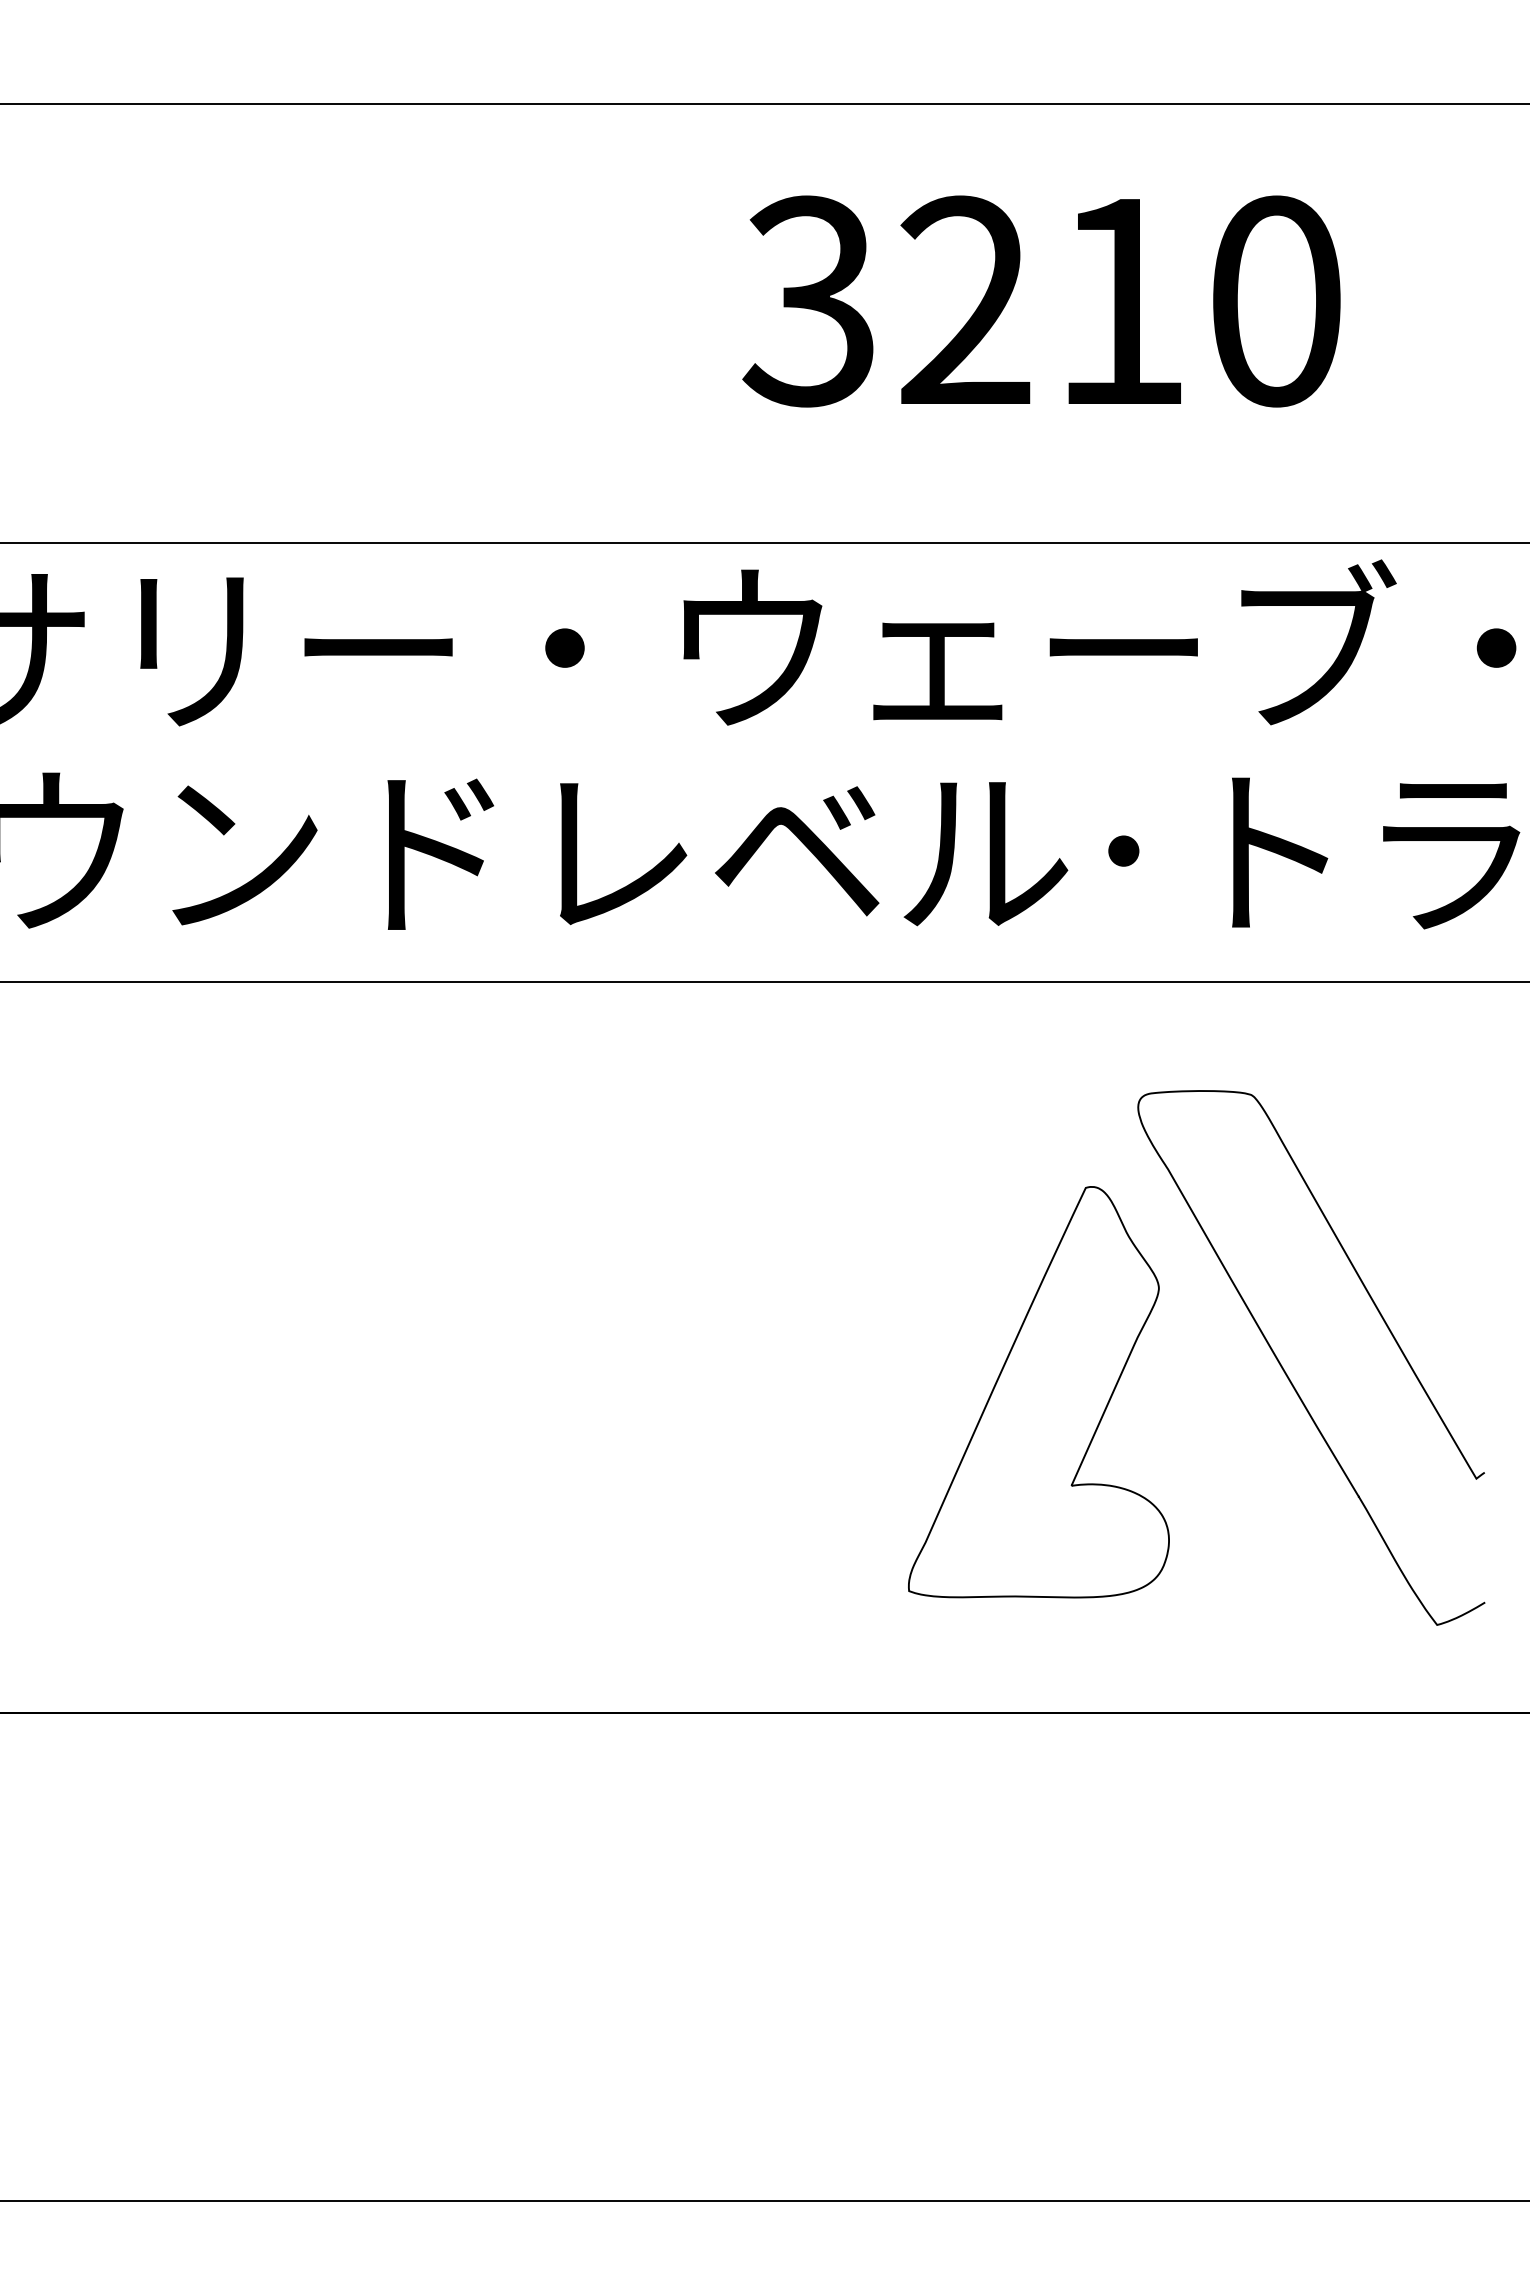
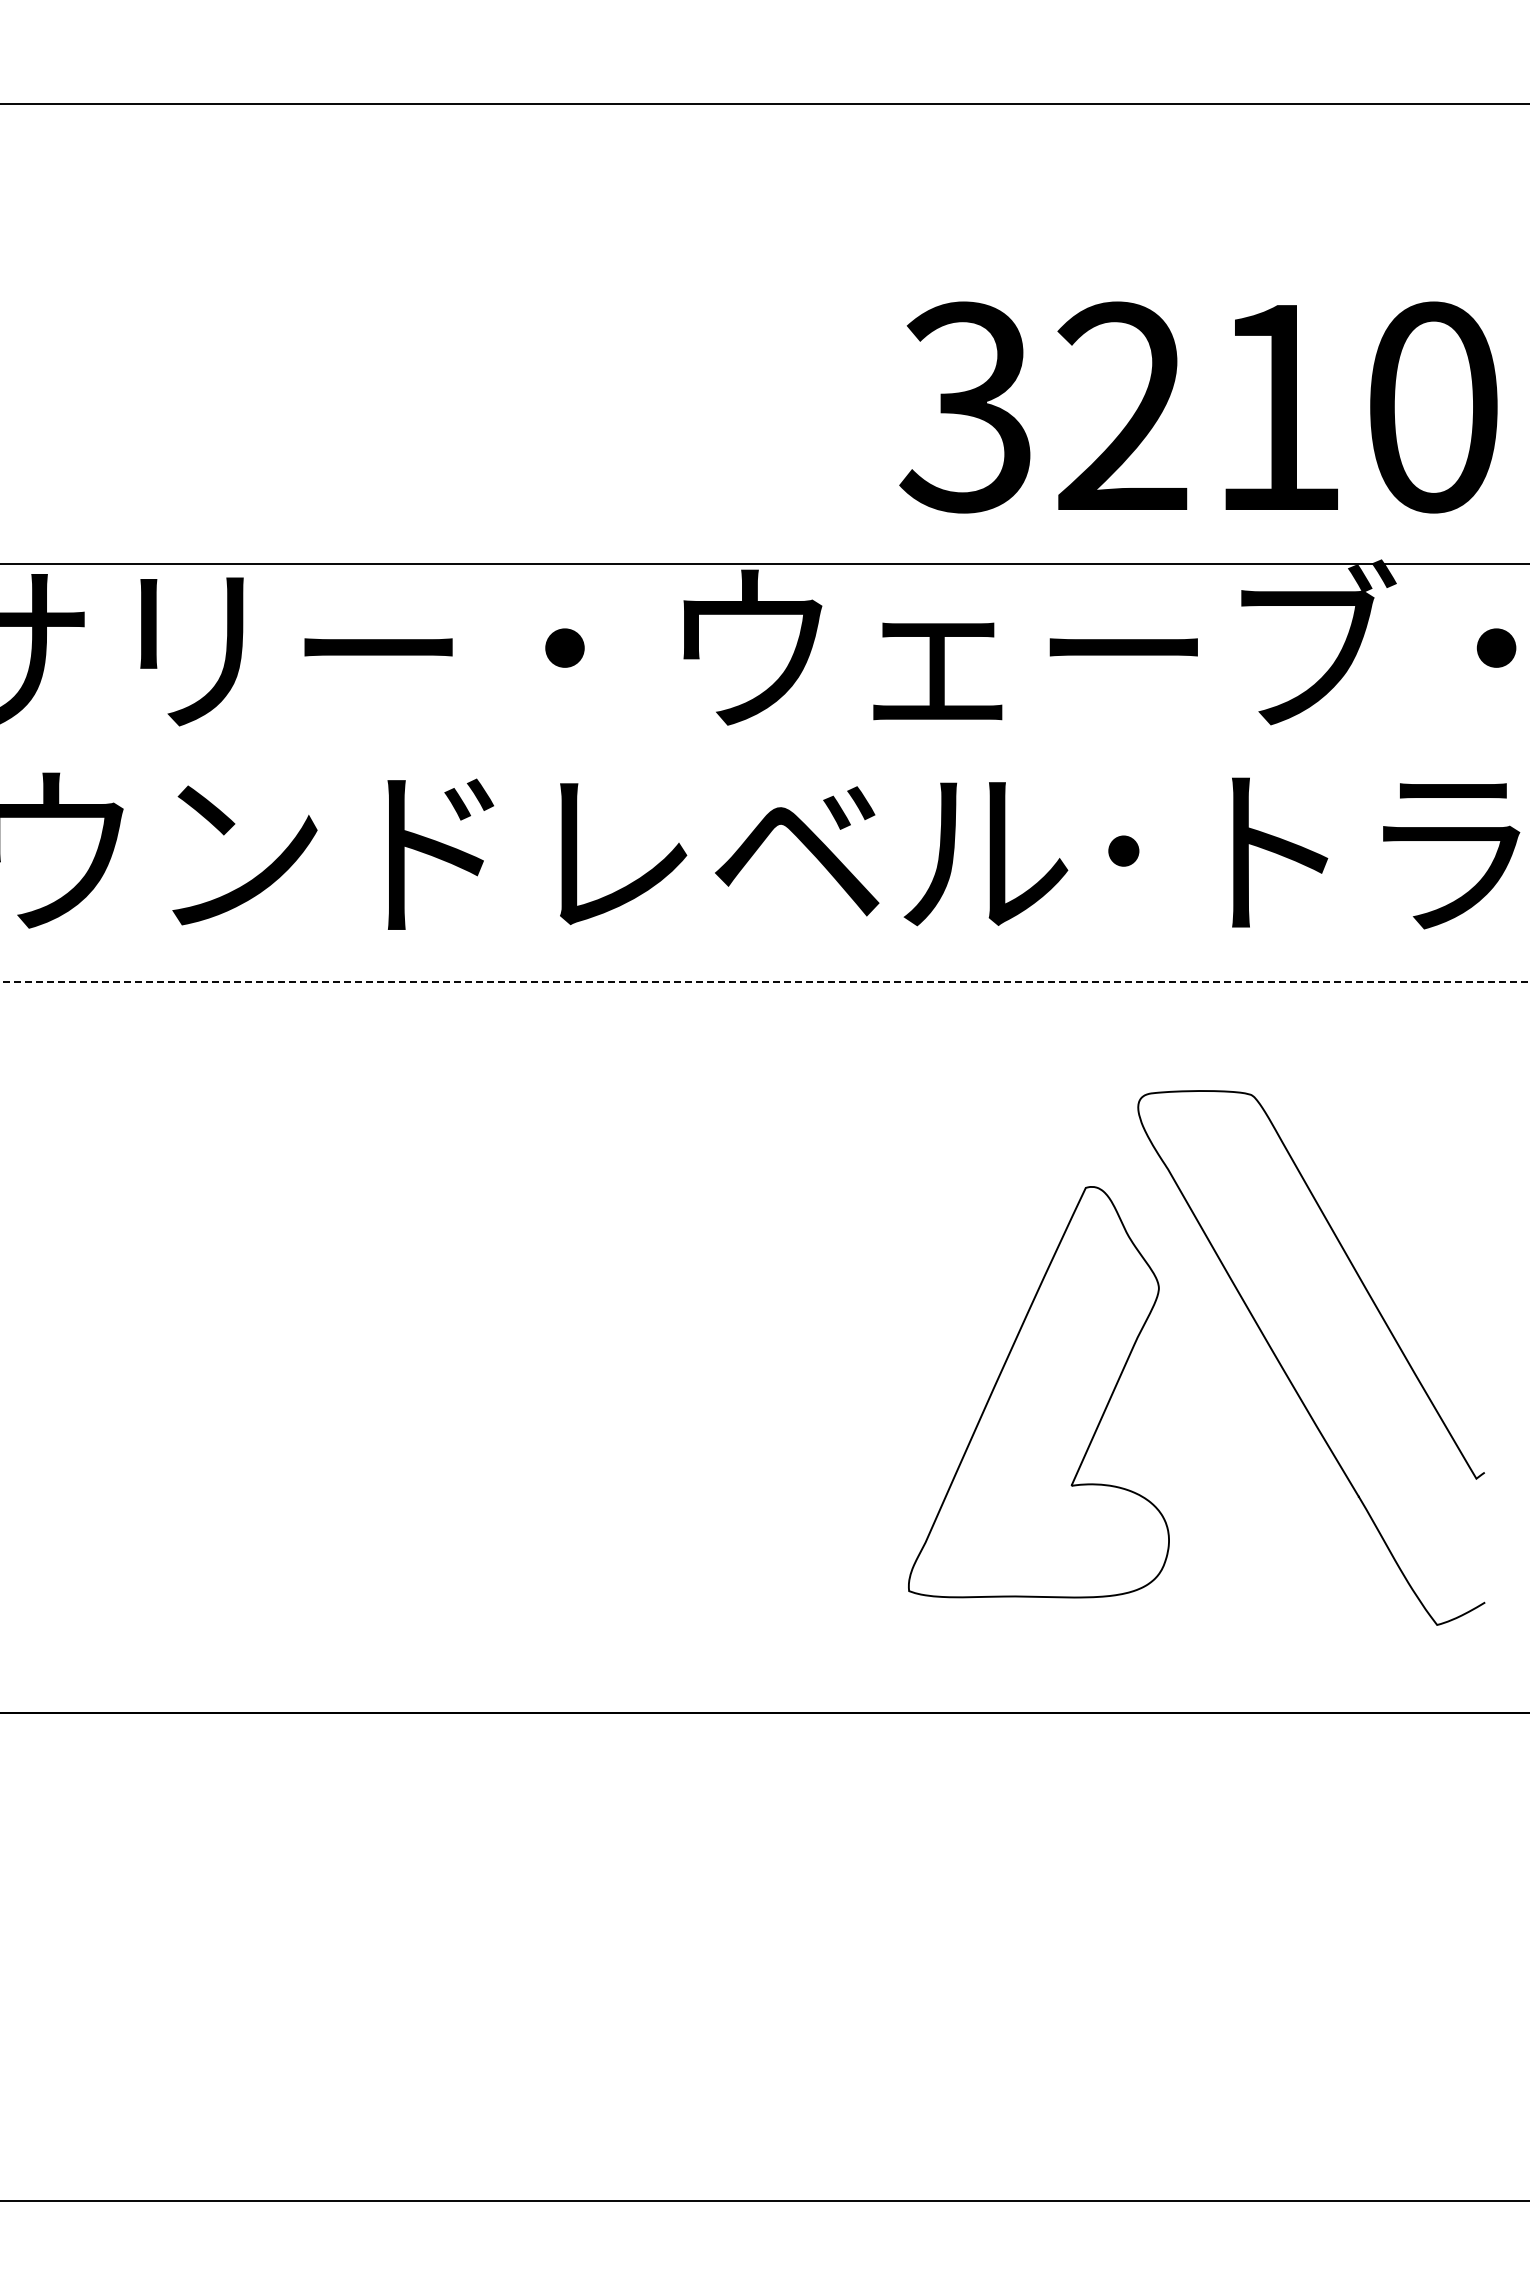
text position: (1041, 301) -> (1198, 407) (1198, 407)
line position: (764, 542) -> (764, 563) (764, 563)
line: solid -> dashed (765, 981)
